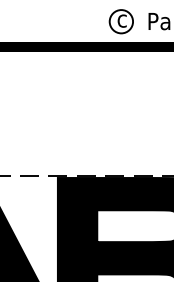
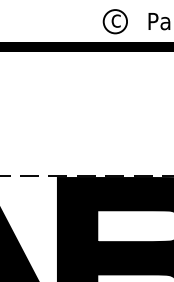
part position: (120, 21) -> (114, 21) (114, 21)
